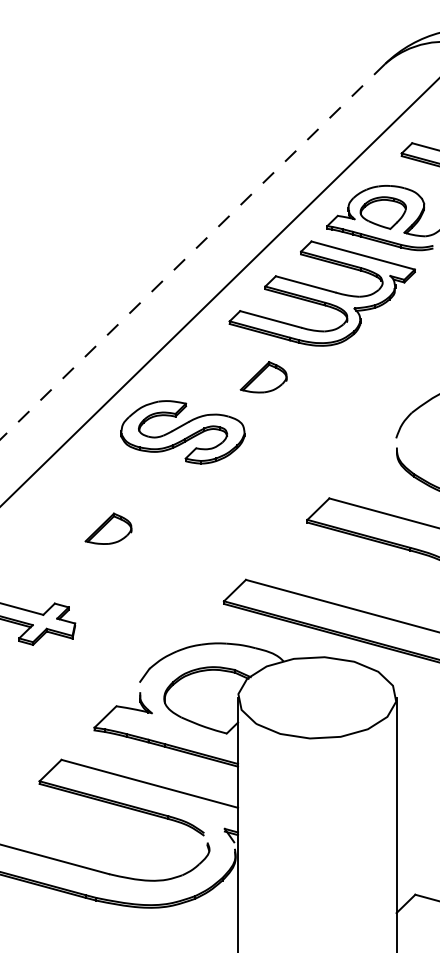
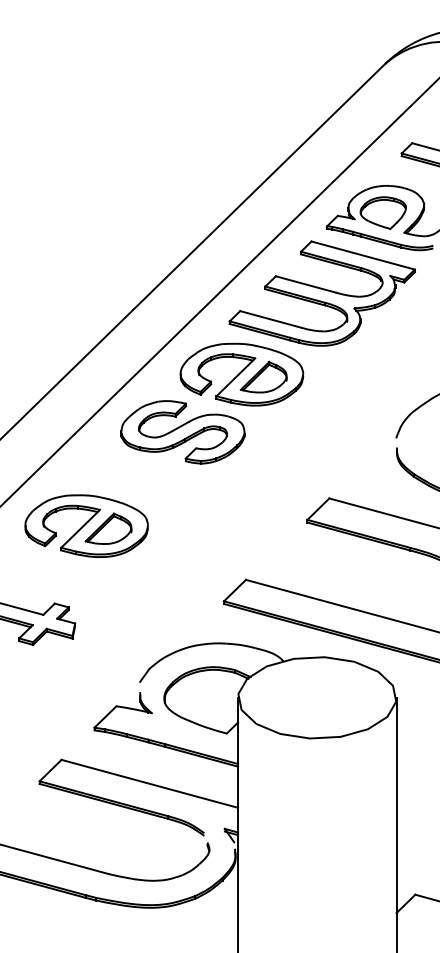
line: dashed -> solid (192, 251)
part: none -> present (241, 374)
part: none -> present (86, 525)
